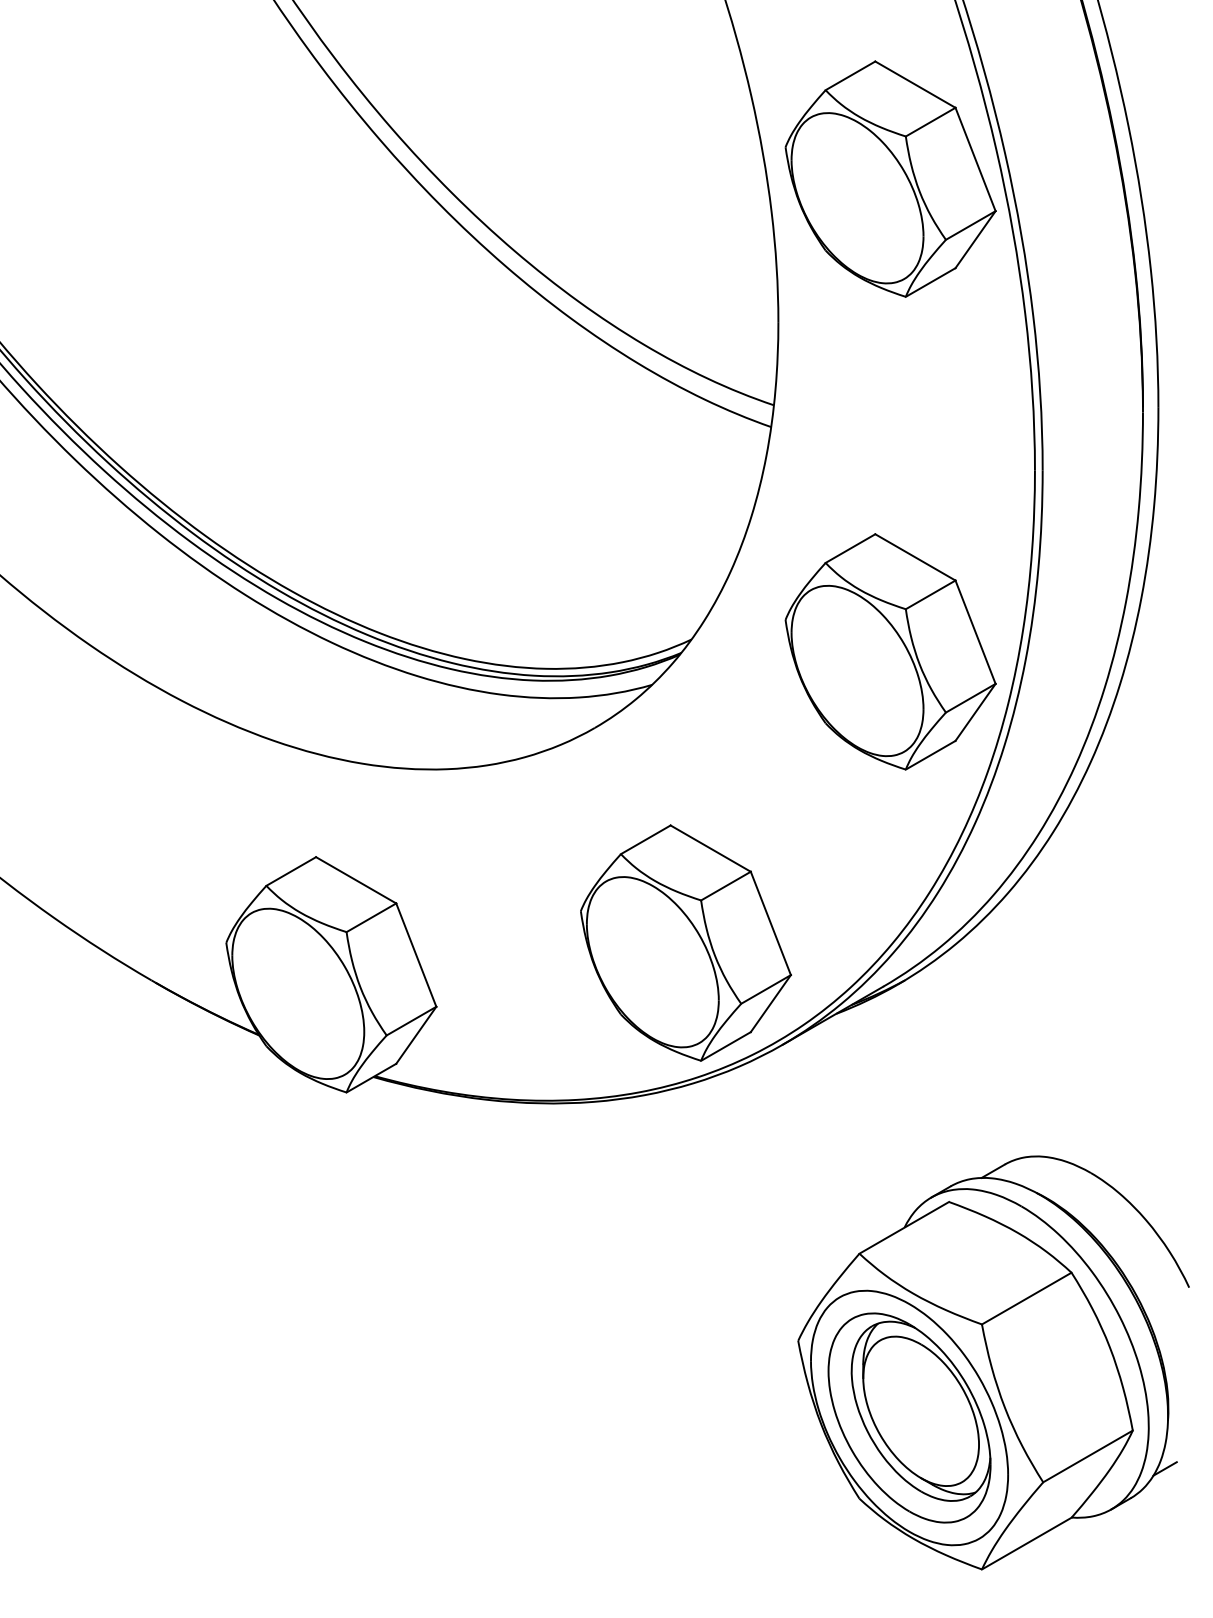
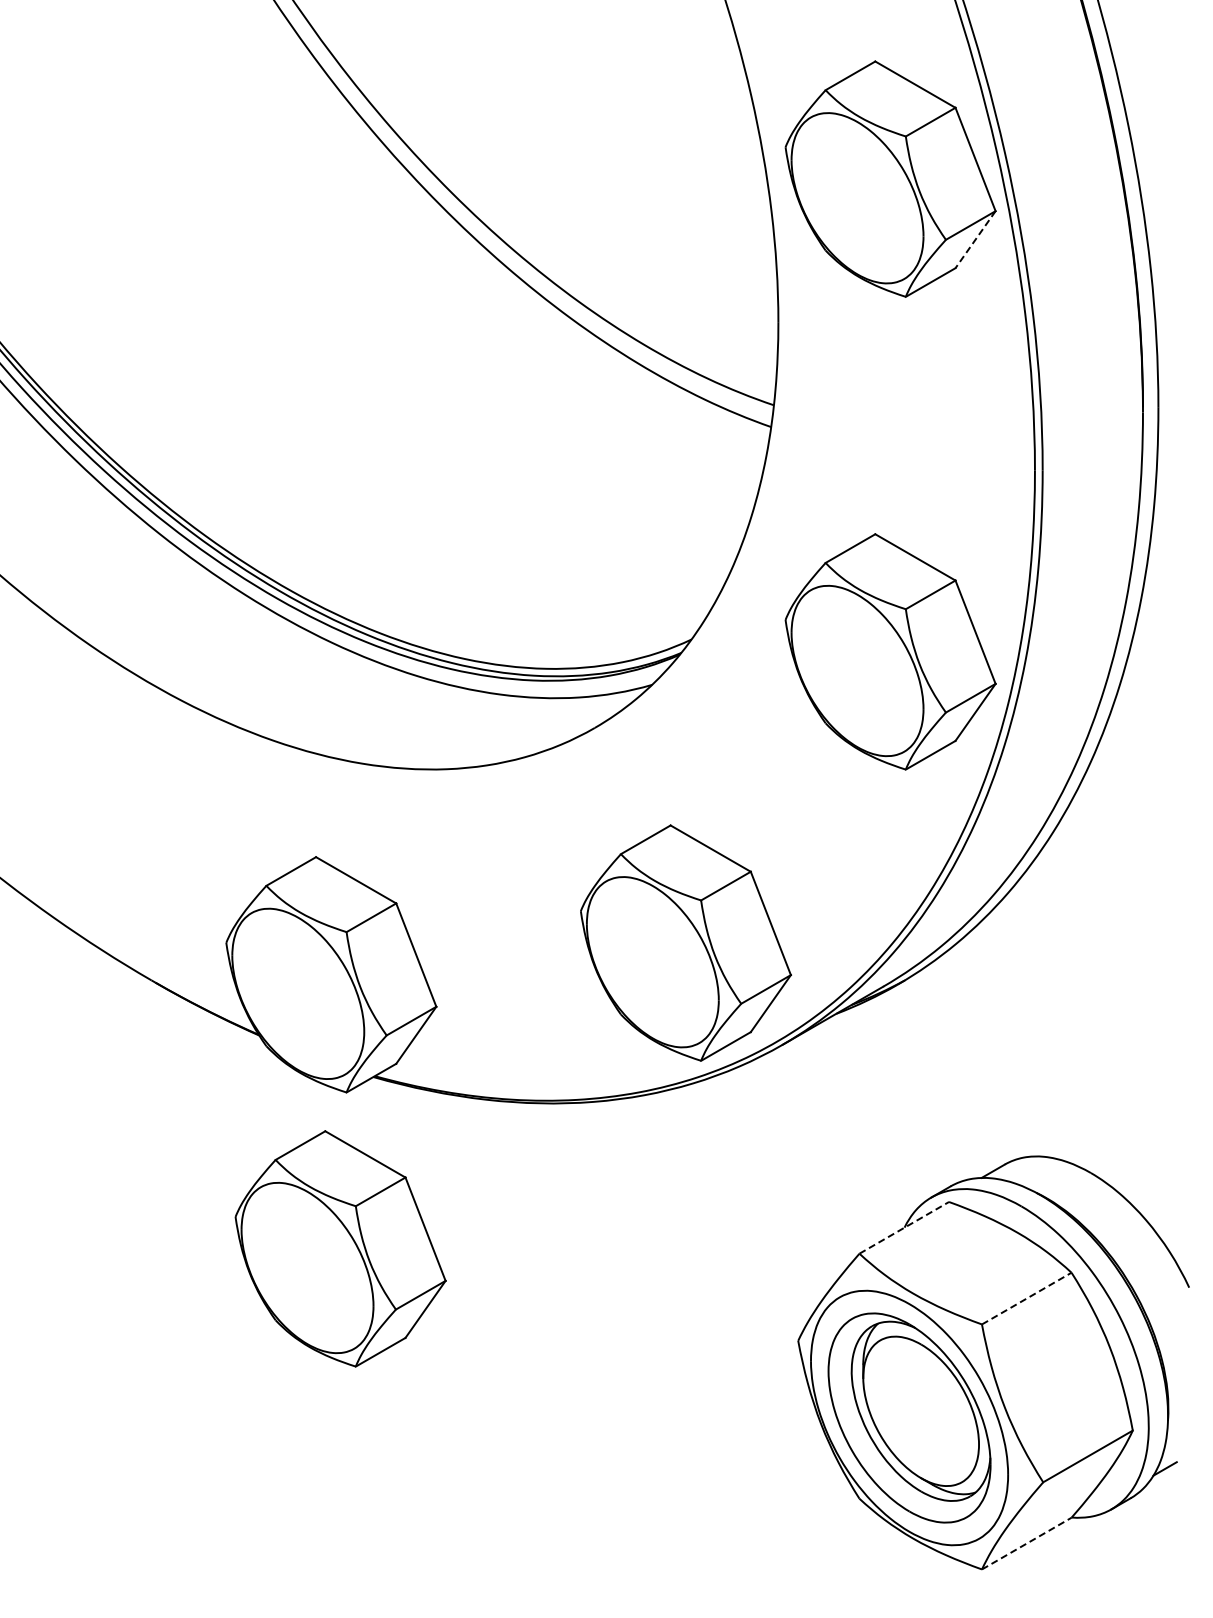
line: solid -> dashed (975, 239)
line: solid -> dashed (904, 1227)
part: none -> present (340, 1248)
line: solid -> dashed (1026, 1298)
line: solid -> dashed (1026, 1543)
